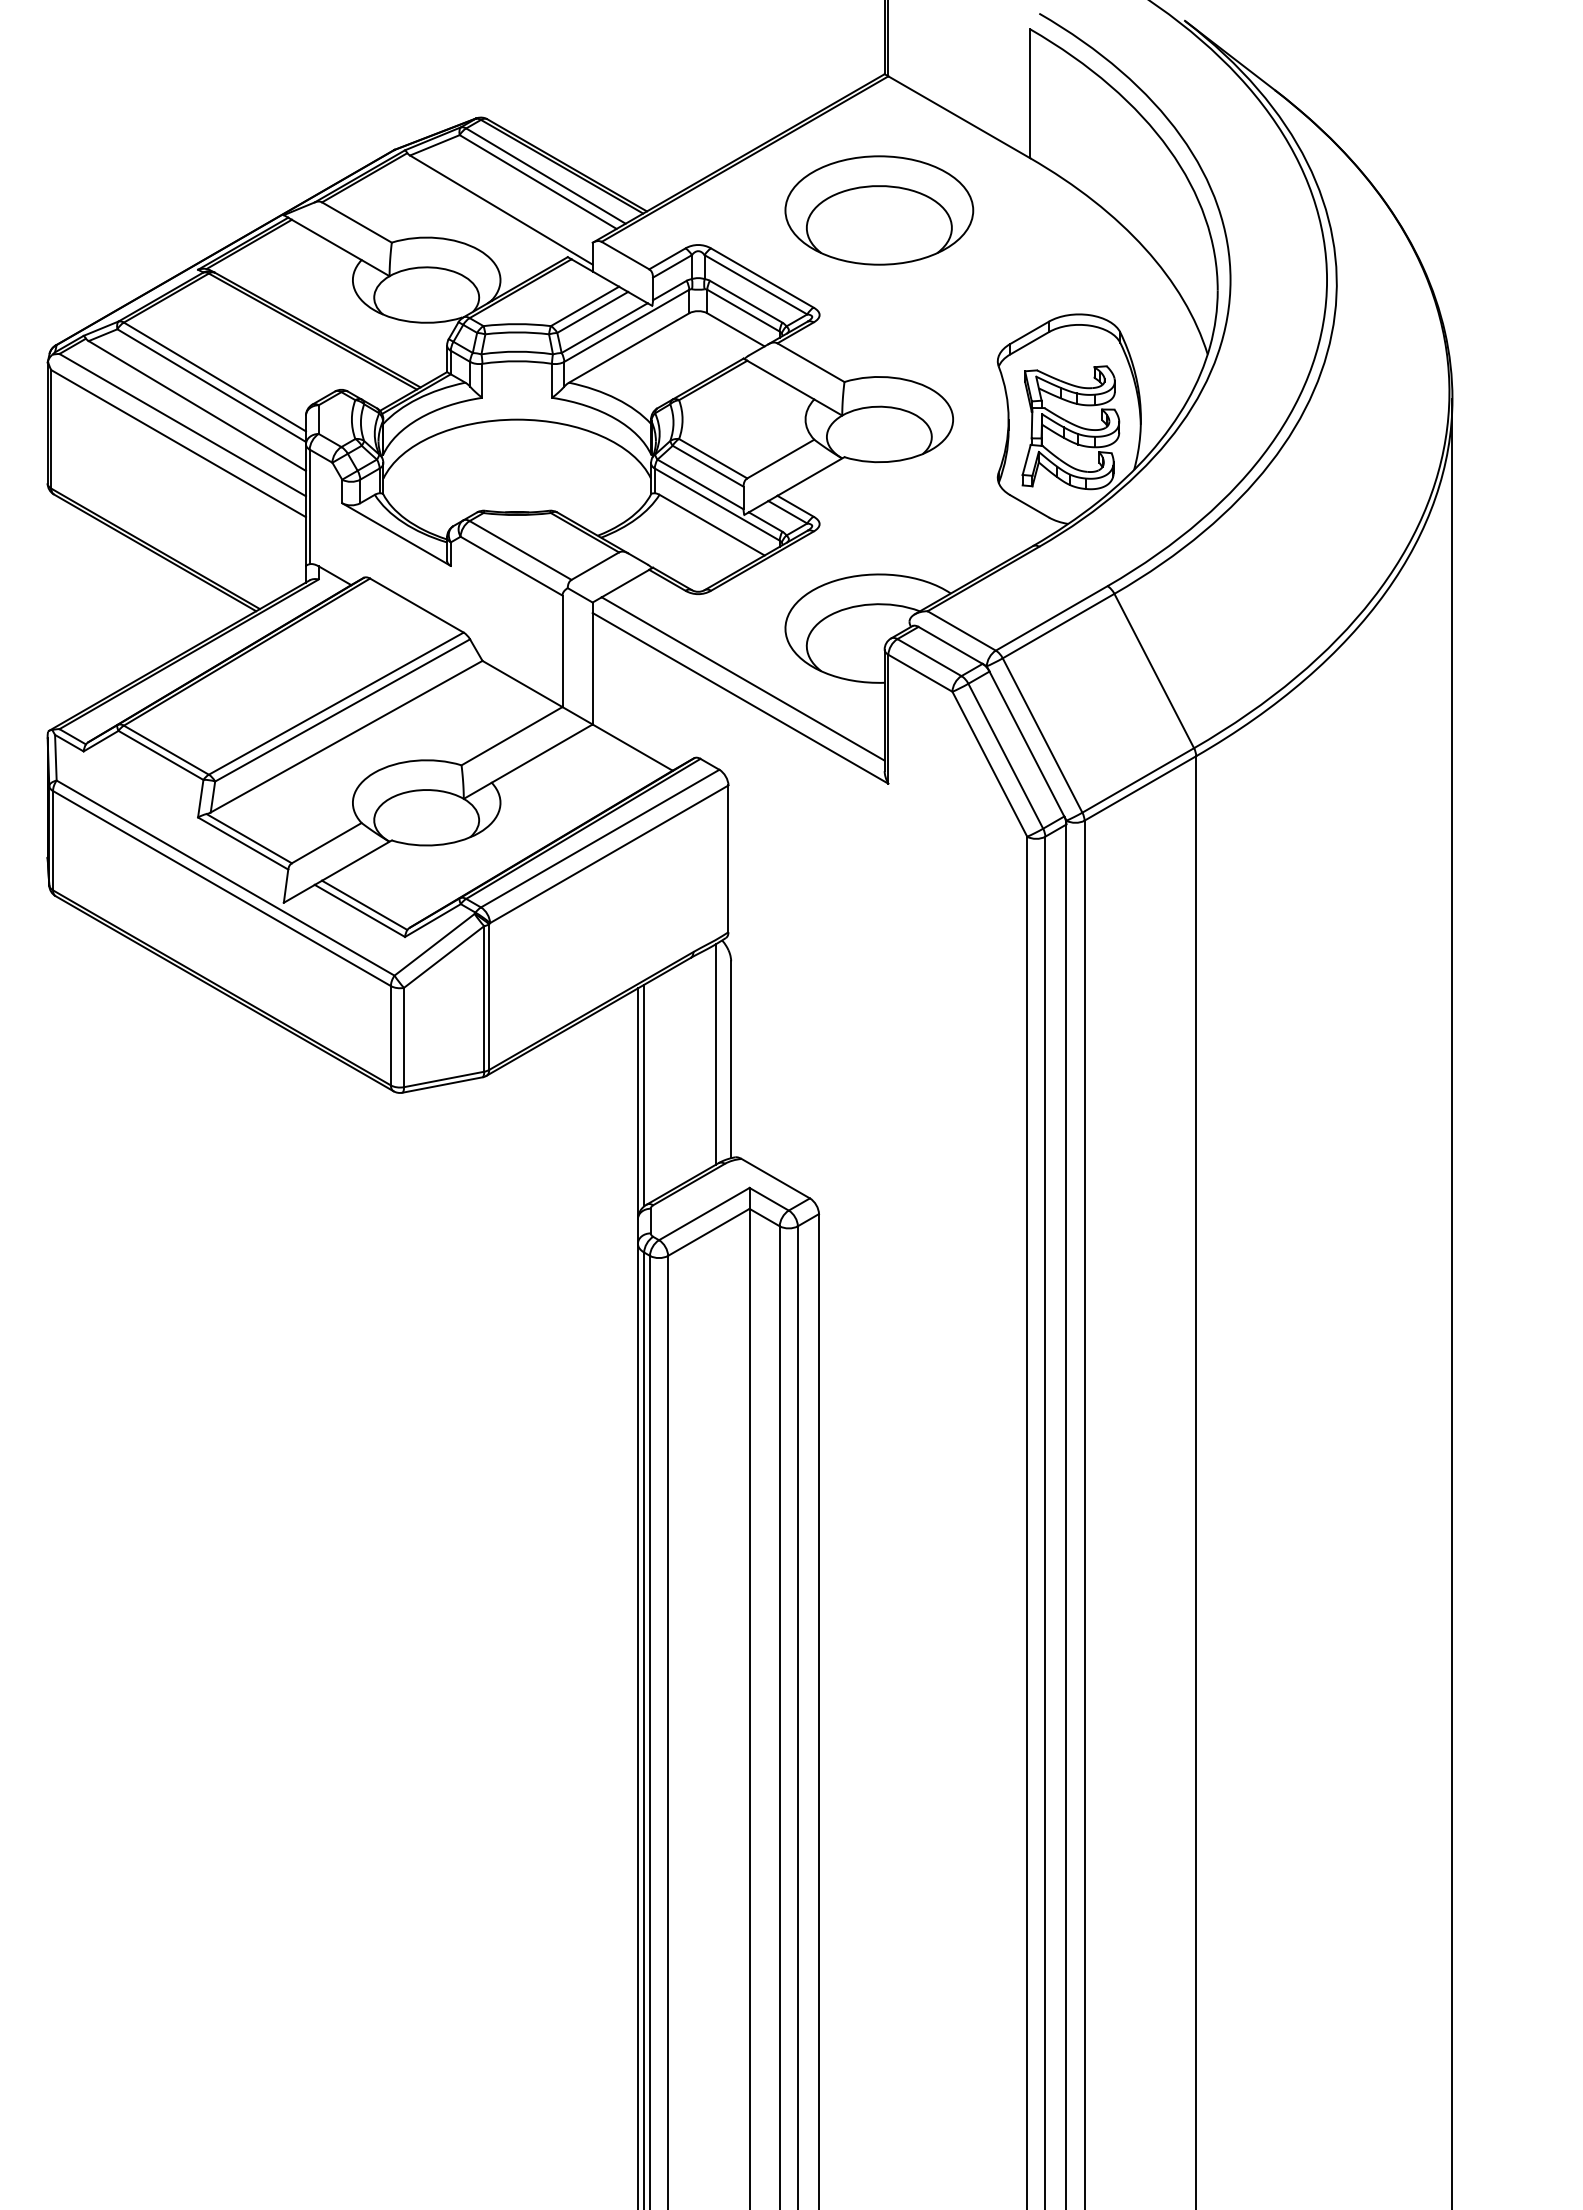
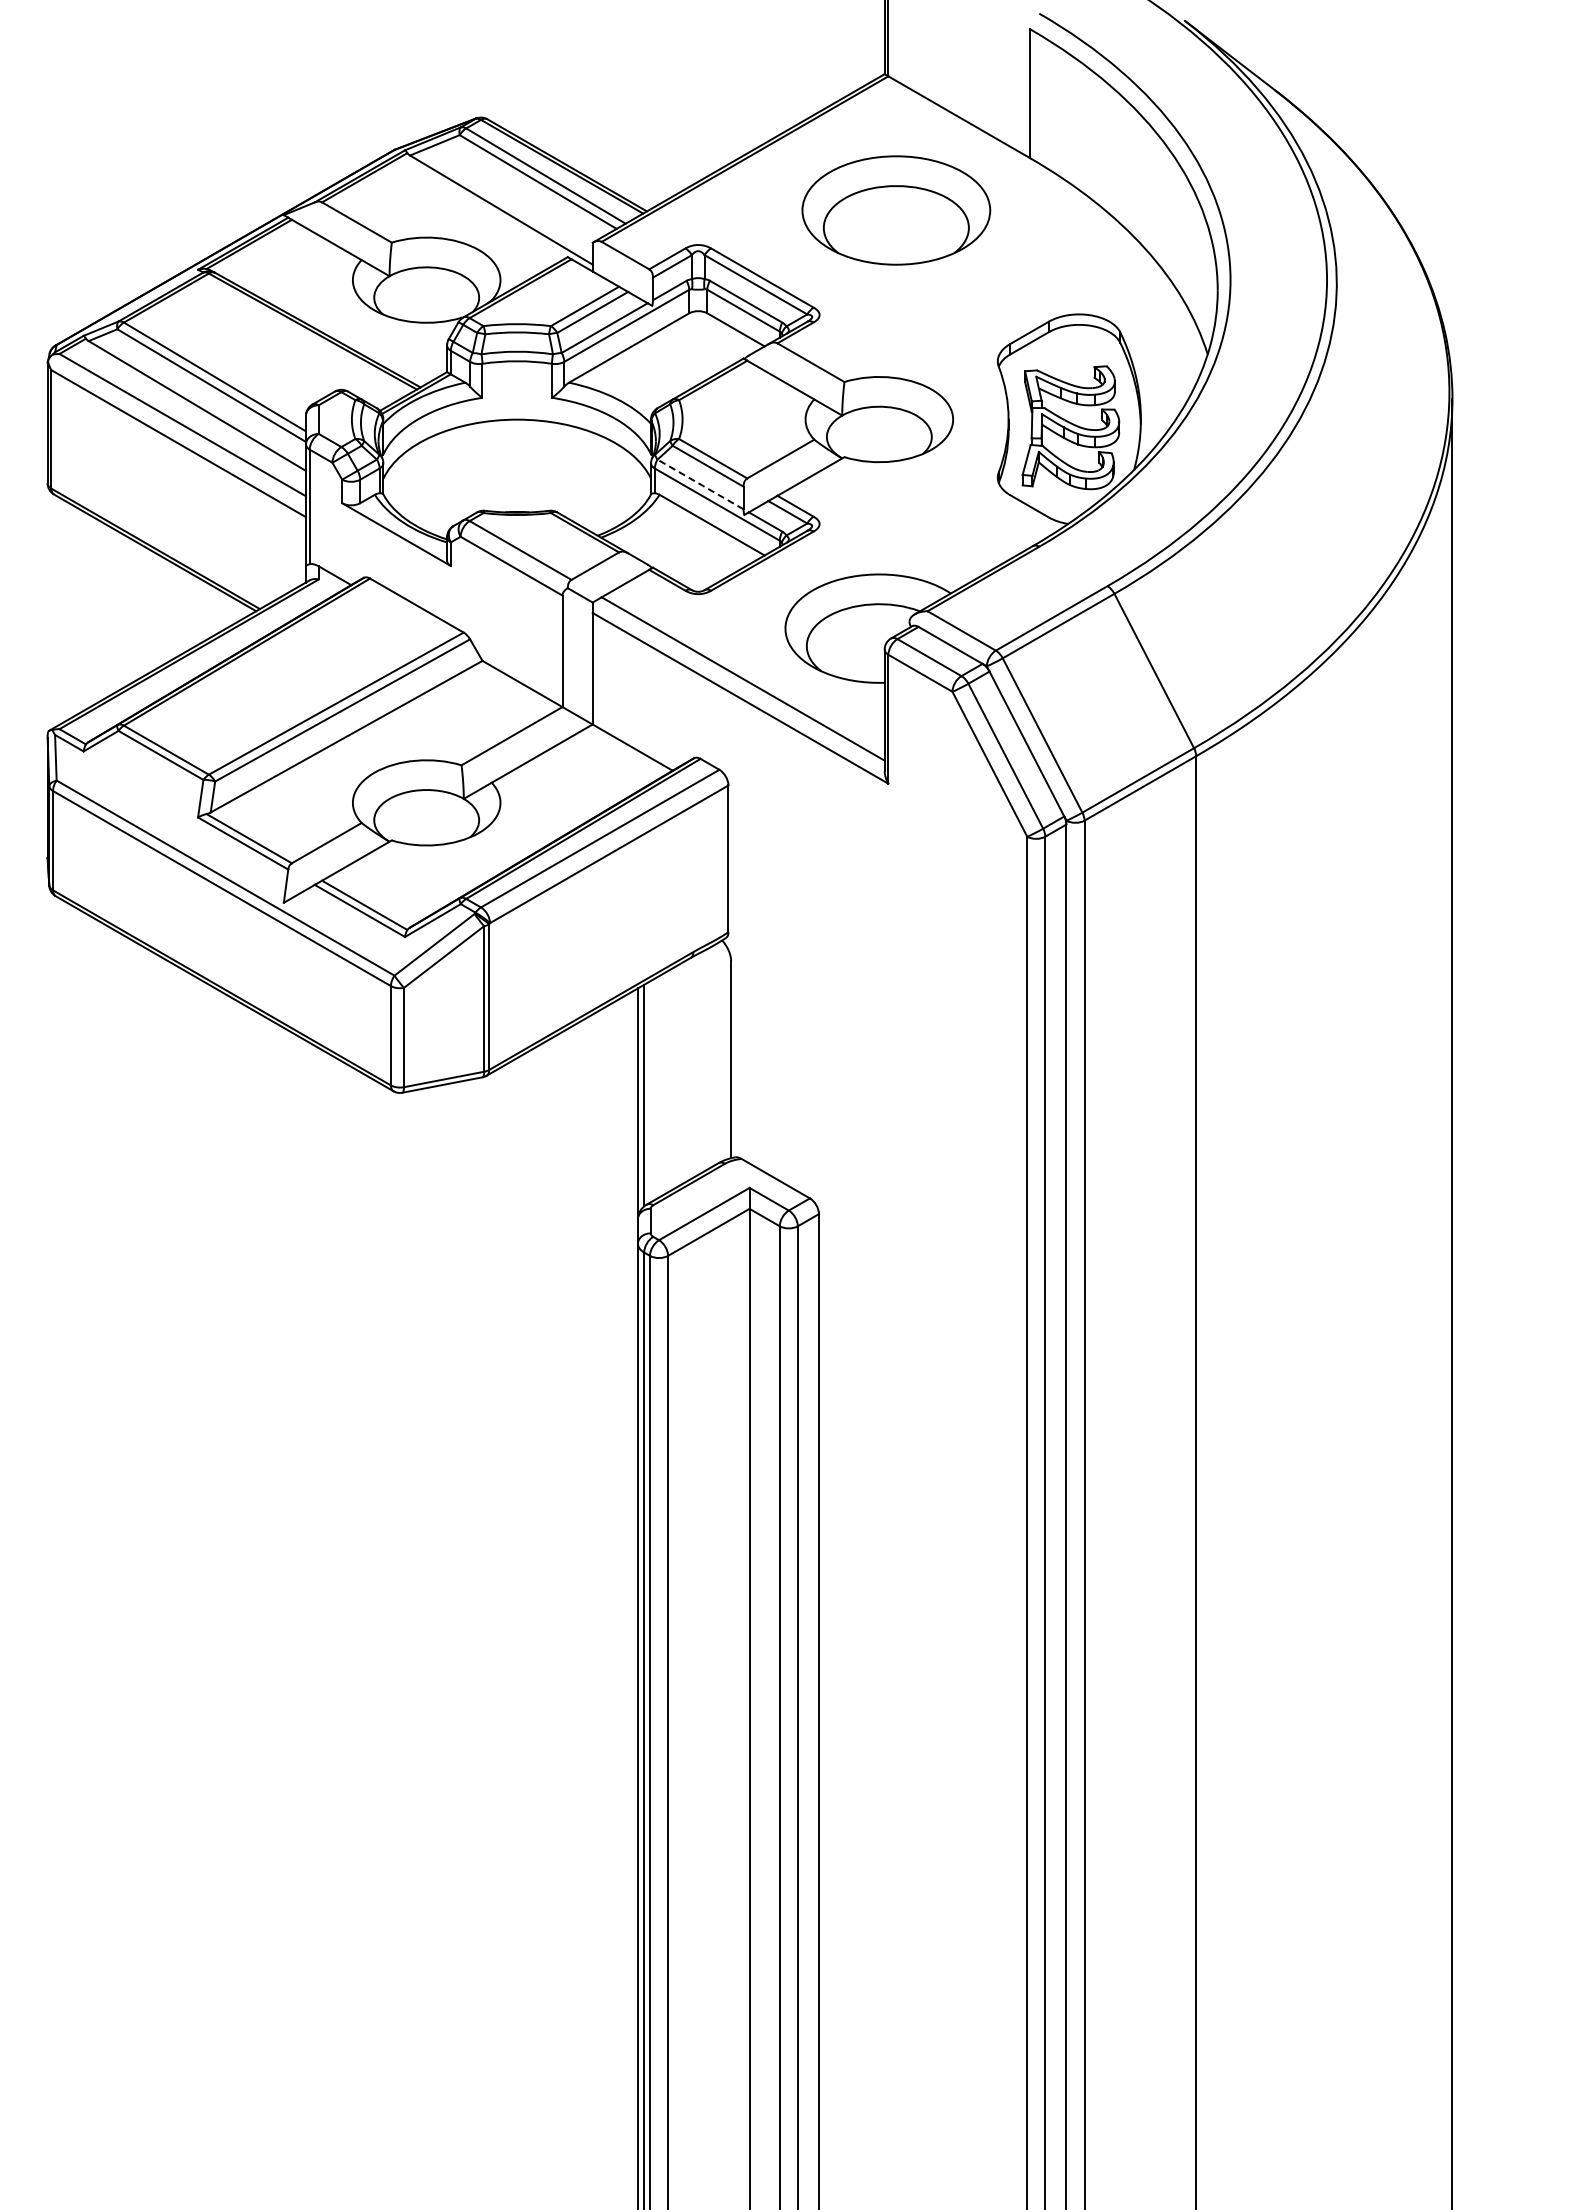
part position: (879, 210) -> (896, 210) (896, 210)
line: solid -> dashed (700, 484)
line: present -> none (715, 1054)
